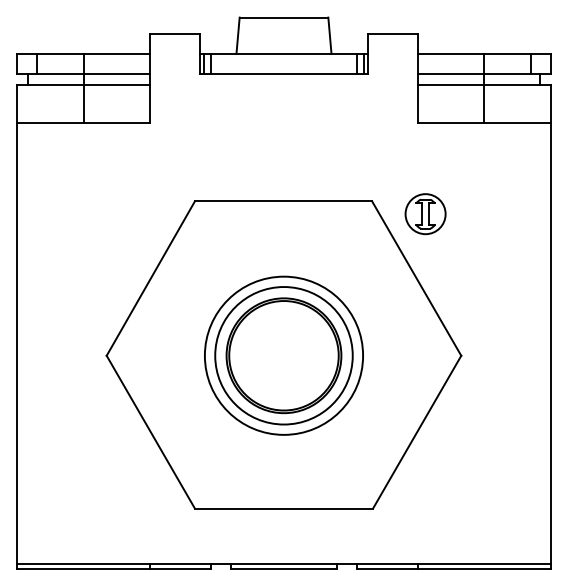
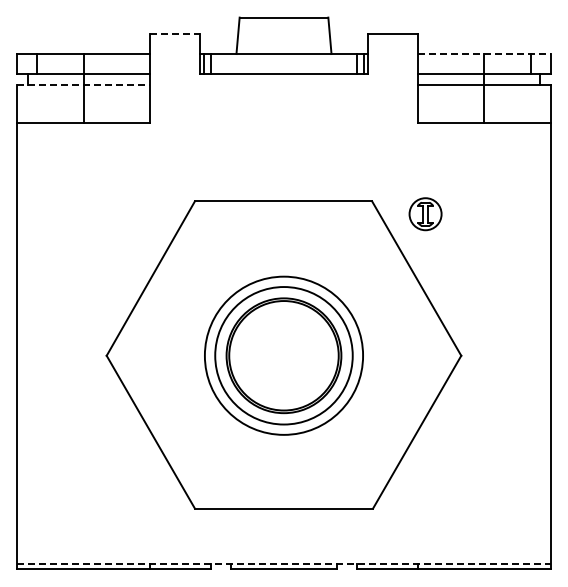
line: solid -> dashed (175, 34)
line: solid -> dashed (484, 54)
line: solid -> dashed (83, 84)
part size: 43x43 px -> 35x35 px (425, 214)
line: solid -> dashed (284, 564)
